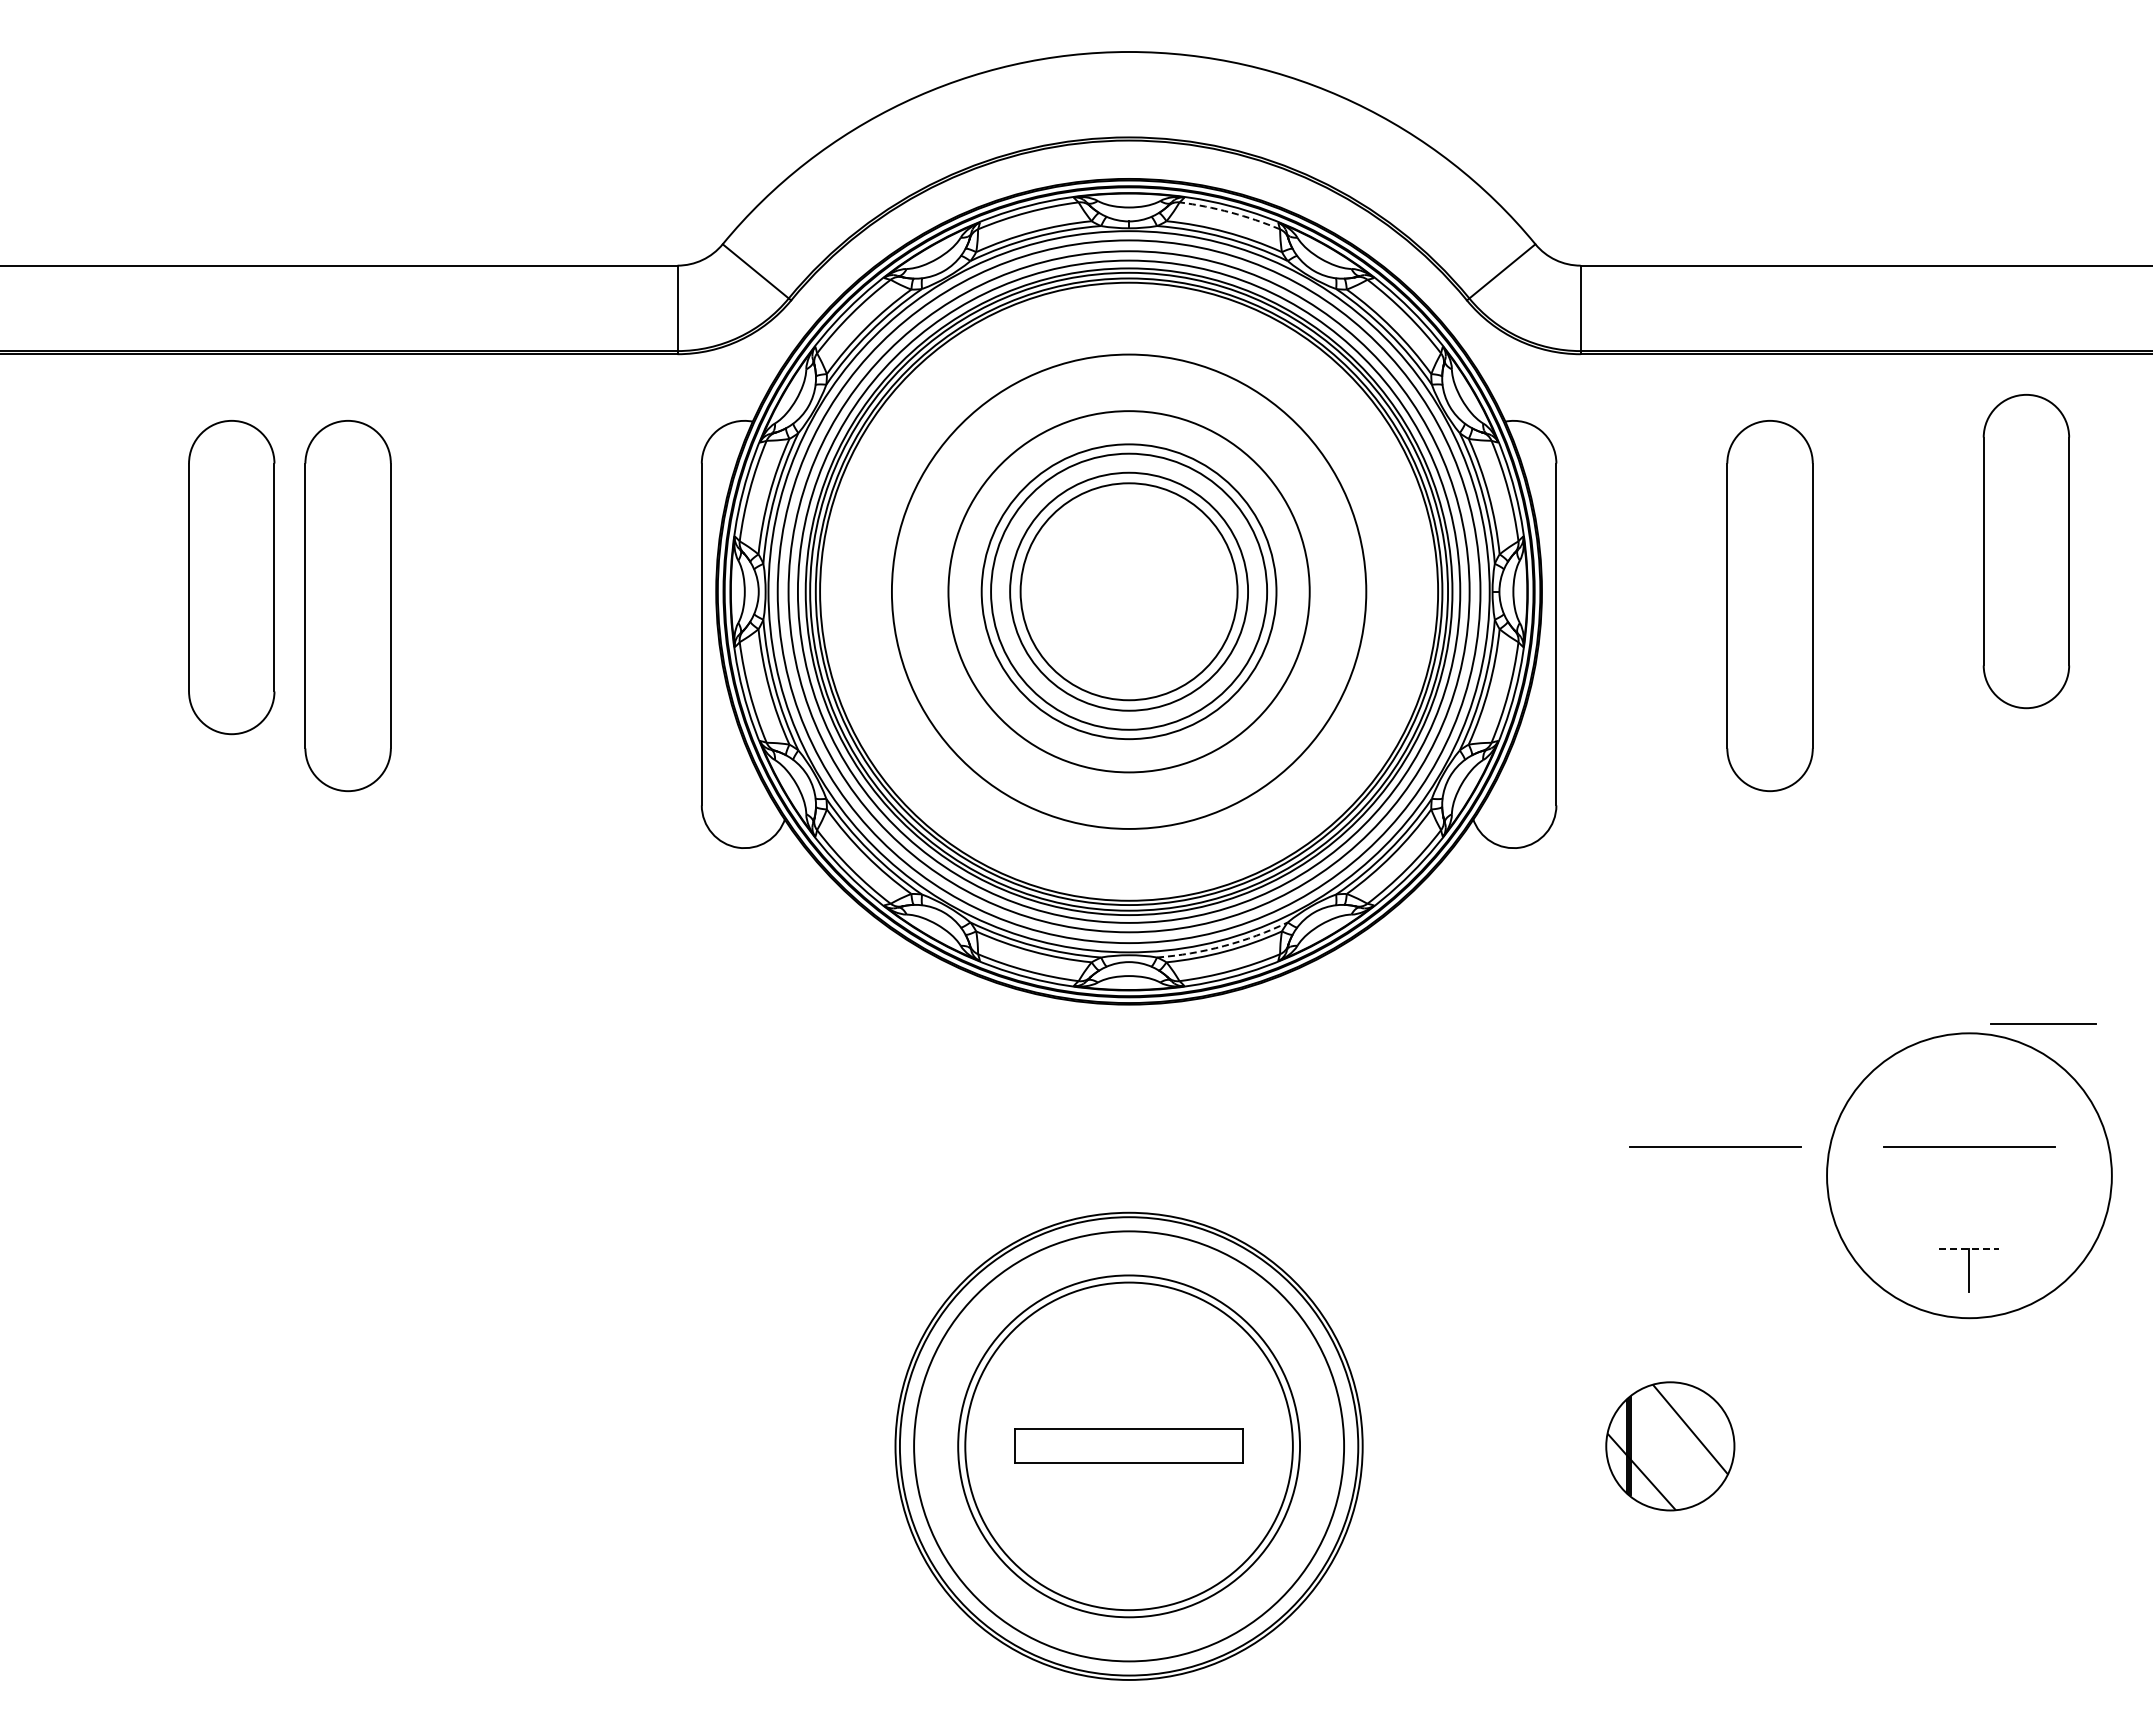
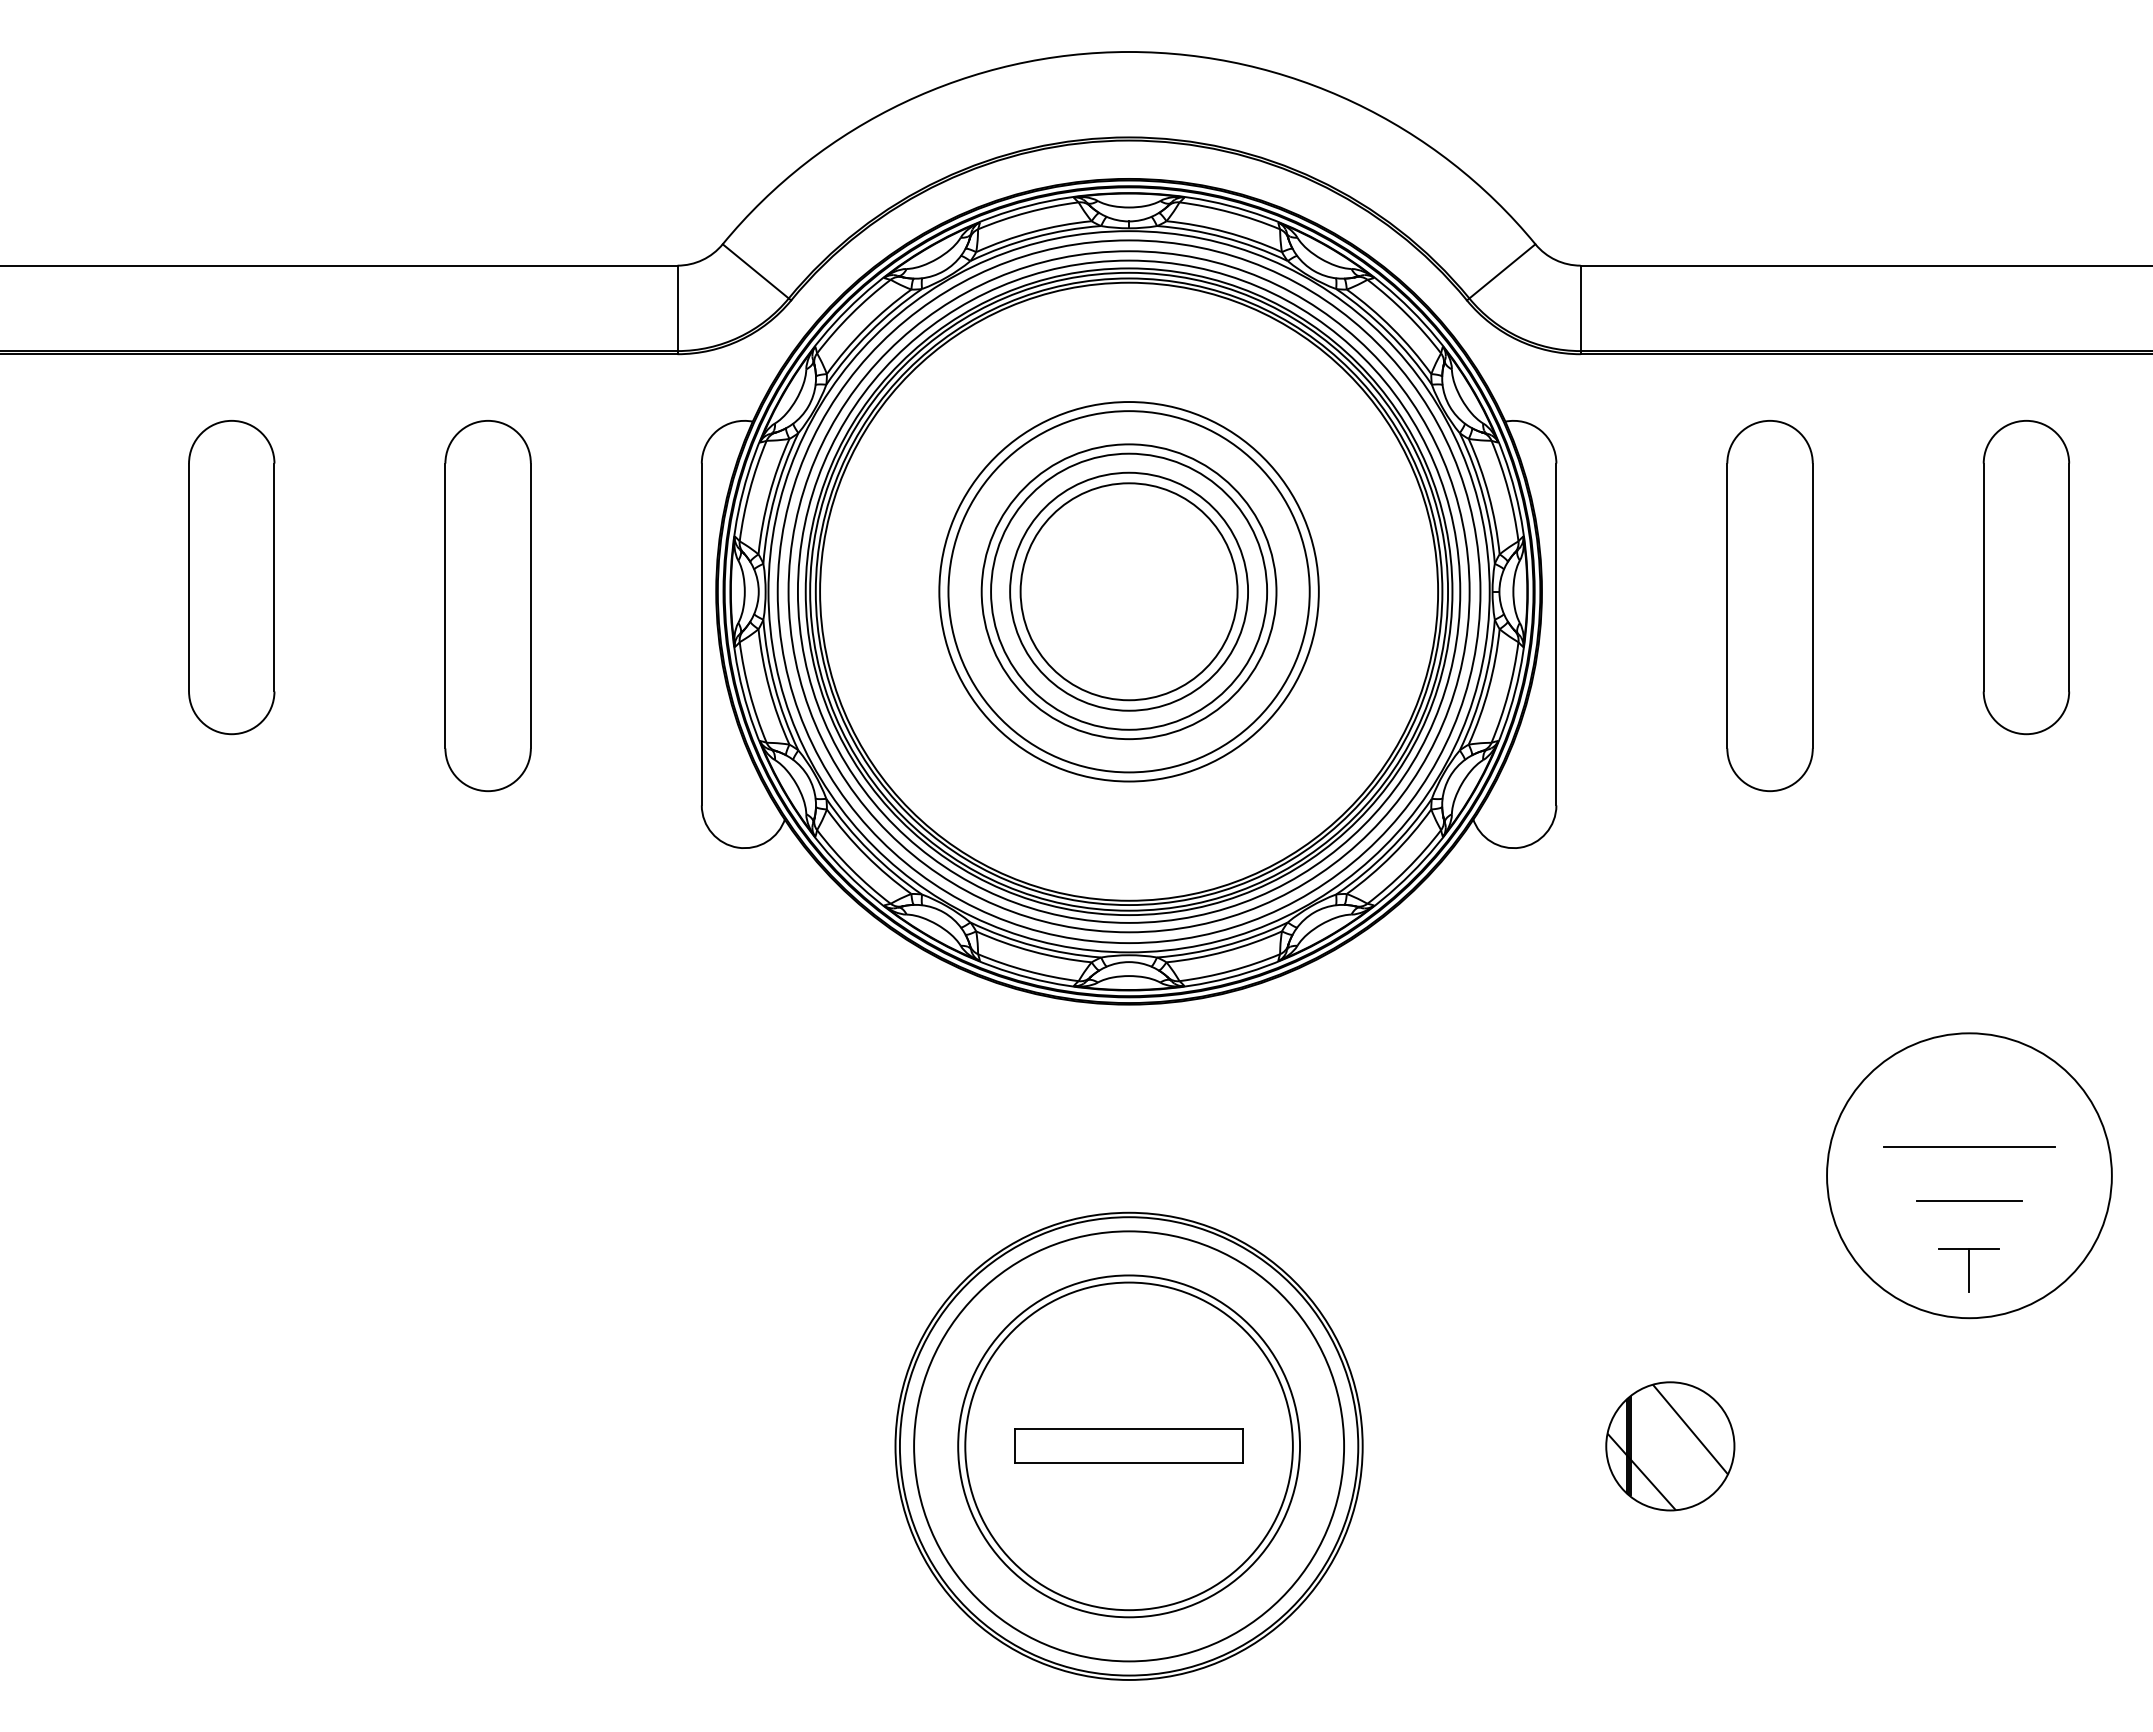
arc: dashed -> solid (1230, 212)
part position: (2026, 551) -> (2026, 577) (2026, 577)
circle diameter: 474 px -> 380 px (1128, 591)
part position: (347, 606) -> (487, 606) (487, 606)
arc: dashed -> solid (1224, 946)
line position: (2043, 1023) -> (1969, 1200) (1969, 1200)
line: present -> none (1715, 1146)
line: dashed -> solid (1969, 1249)
